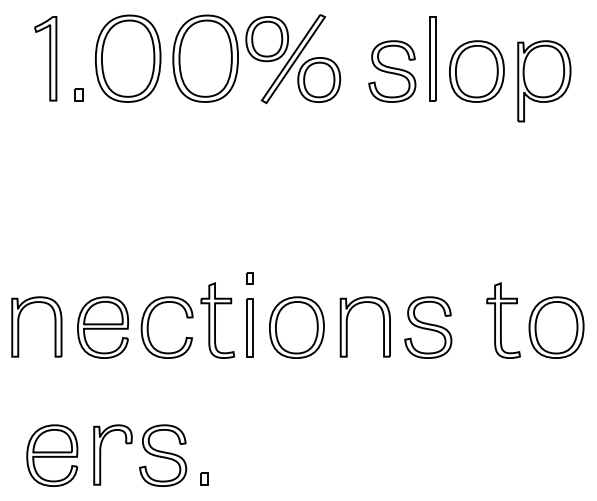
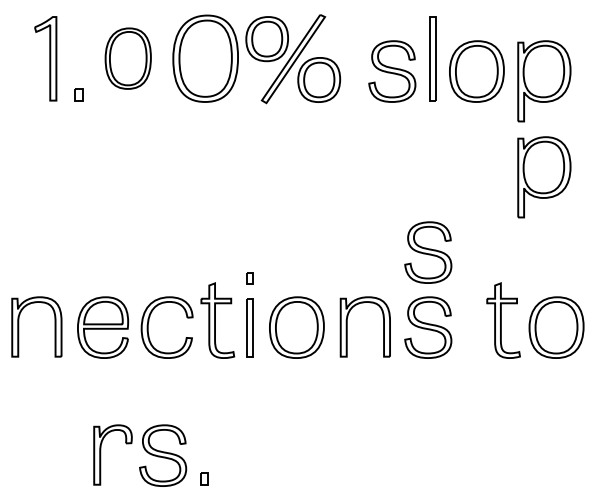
part size: 67x89 px -> 48x63 px (127, 58)
part: none -> present (544, 177)
part: none -> present (428, 252)
part: present -> none (52, 455)
